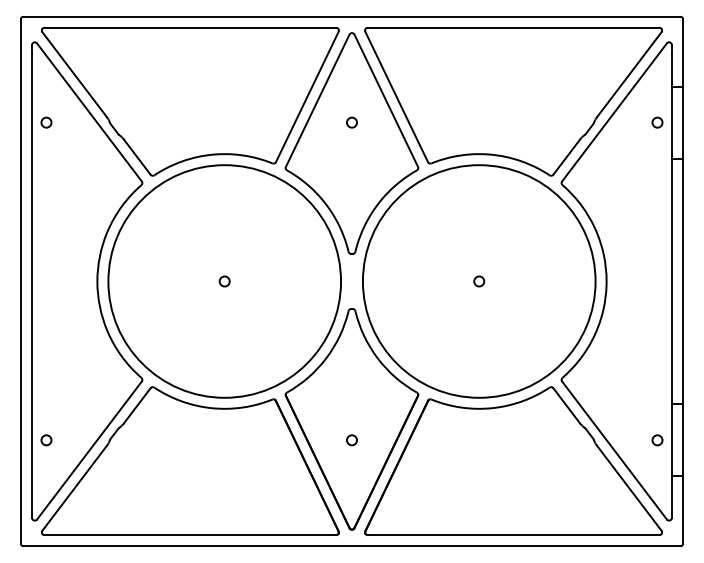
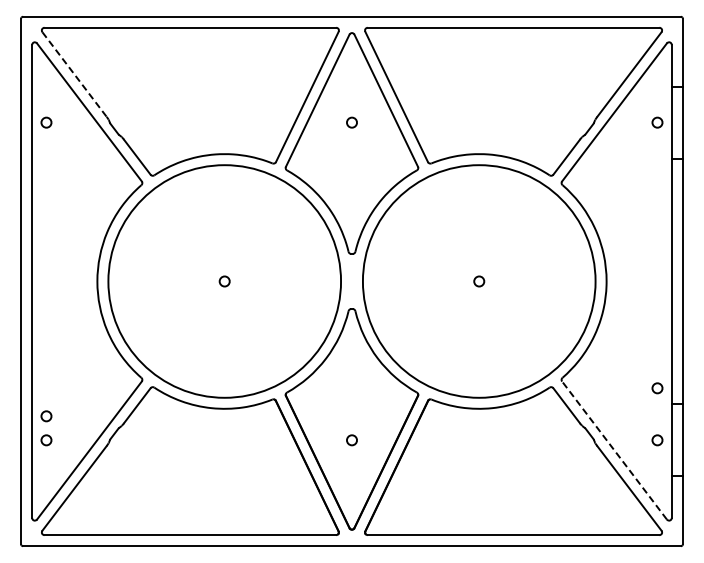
line: solid -> dashed (74, 74)
circle: none -> present (657, 388)
circle: none -> present (46, 416)
line: solid -> dashed (614, 450)
